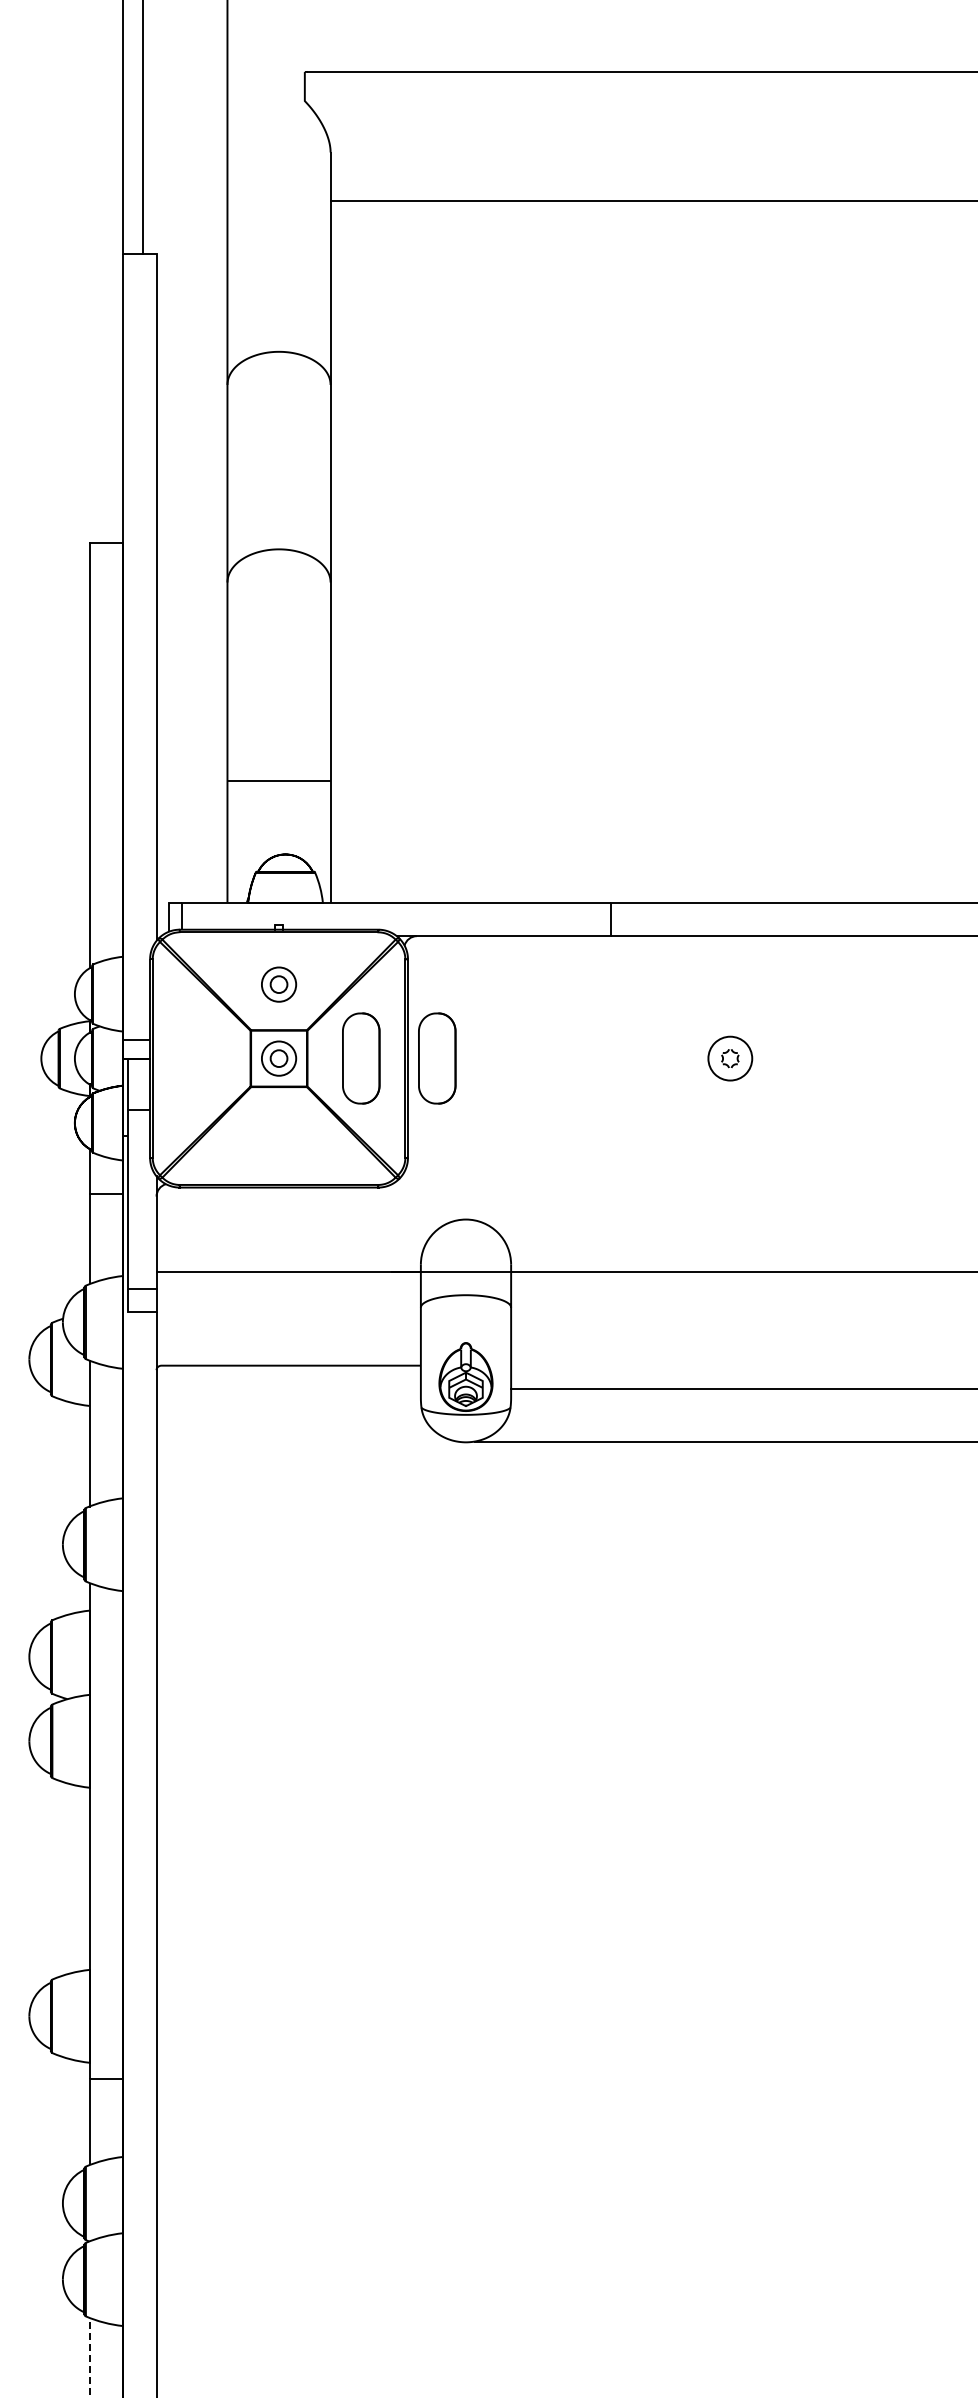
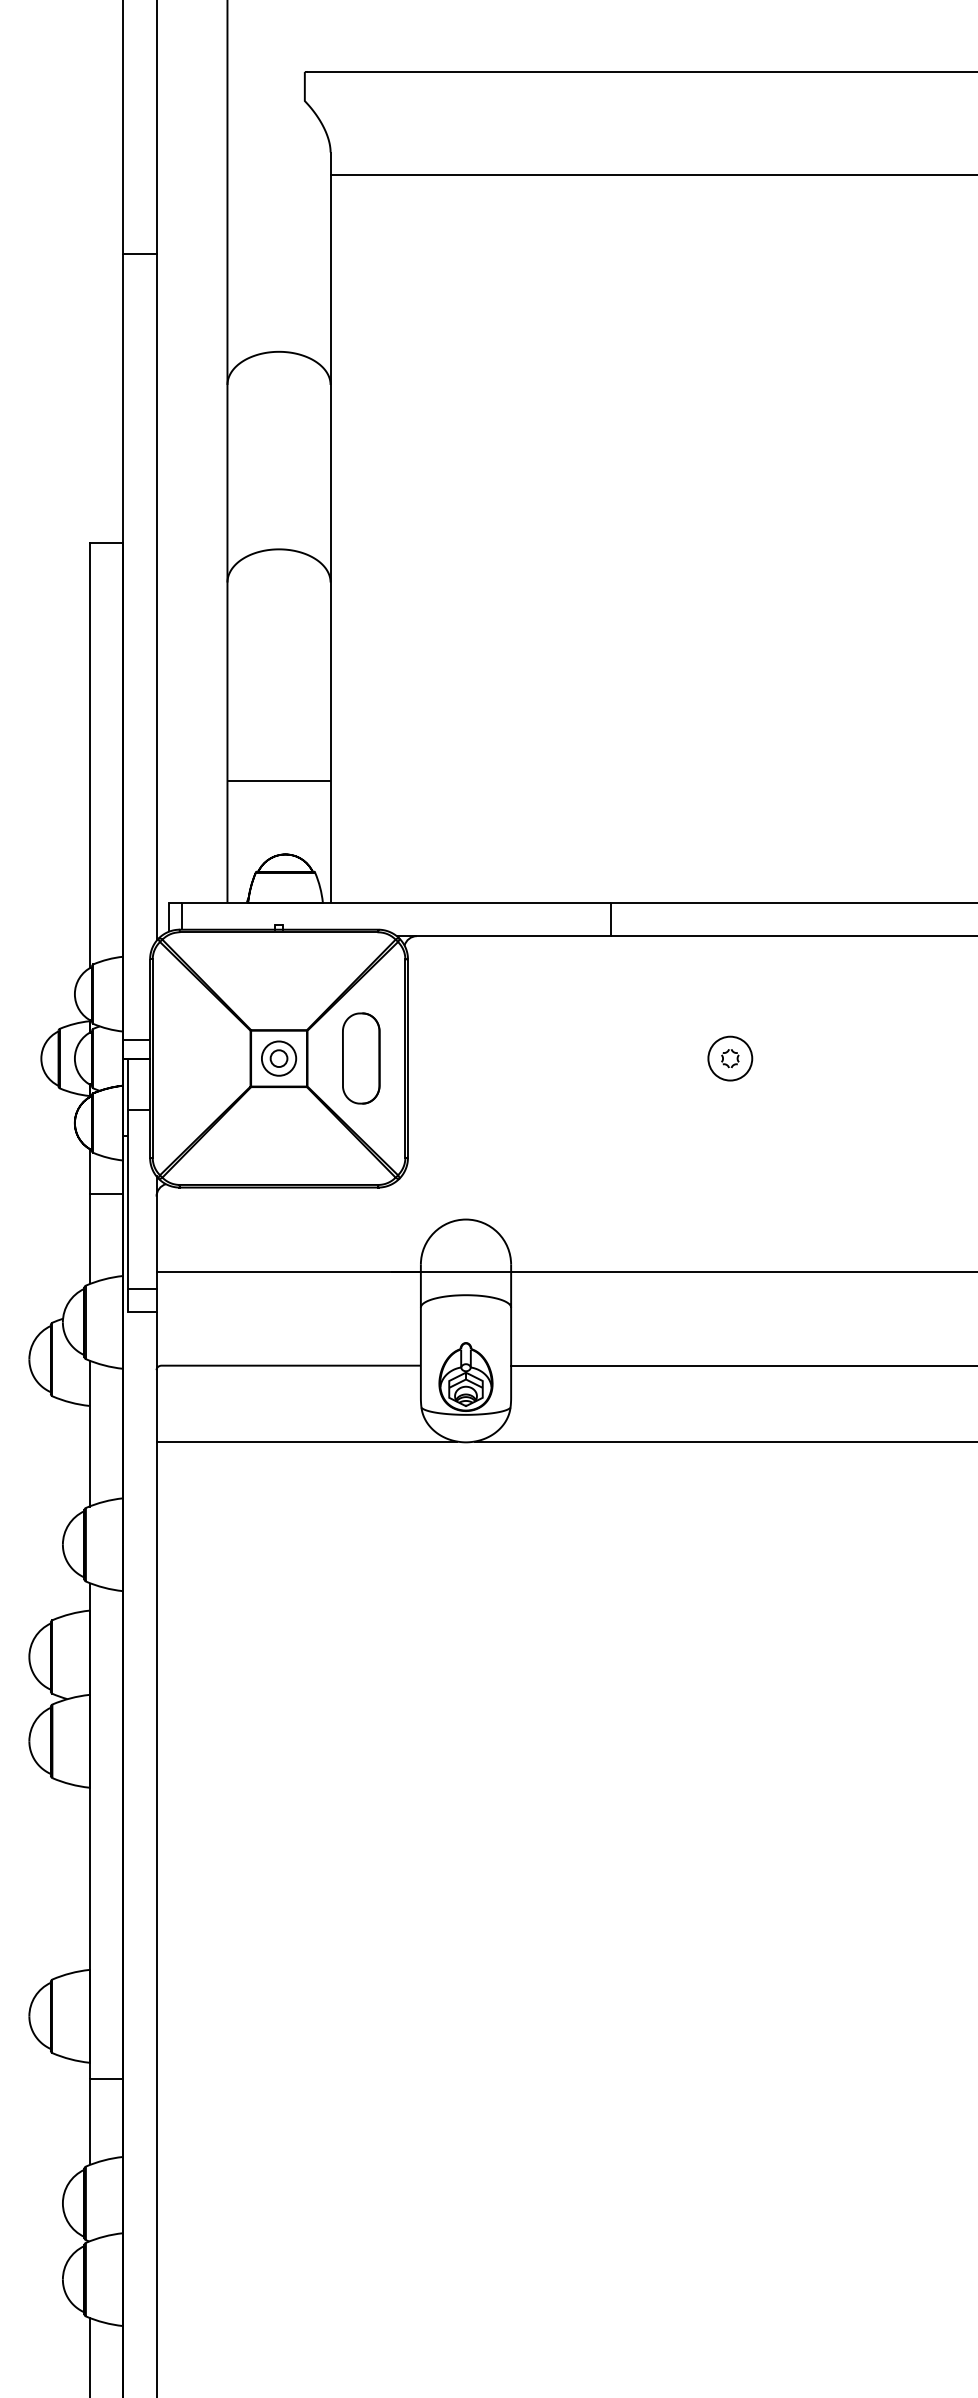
line position: (142, 127) -> (156, 127) (156, 127)
line position: (652, 201) -> (652, 175) (652, 175)
part: present -> none (279, 984)
part: present -> none (437, 1058)
line position: (742, 1388) -> (742, 1365) (742, 1365)
line: none -> present (306, 1441)
line: dashed -> solid (89, 2357)
